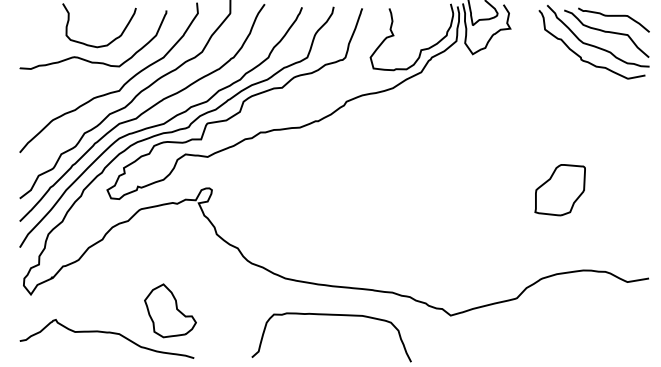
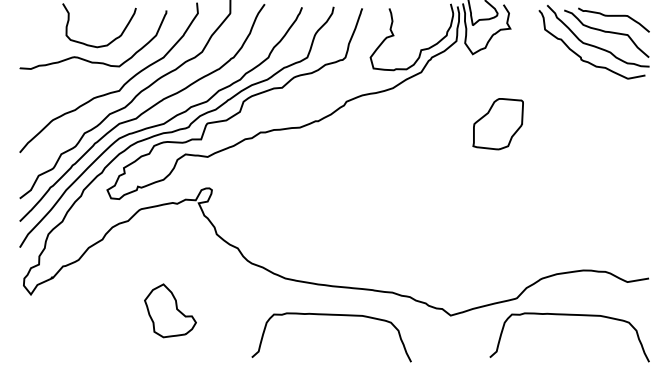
part position: (559, 190) -> (497, 124) (497, 124)
curve: none -> present (569, 315)
curve: present -> none (106, 333)
